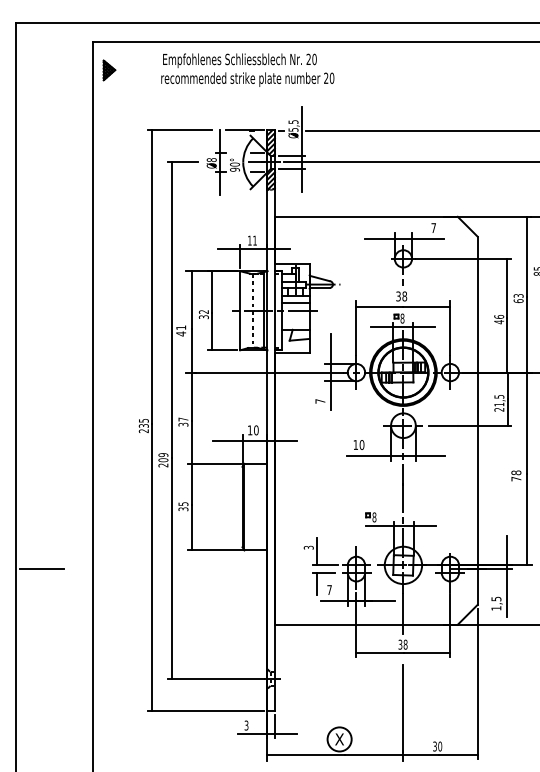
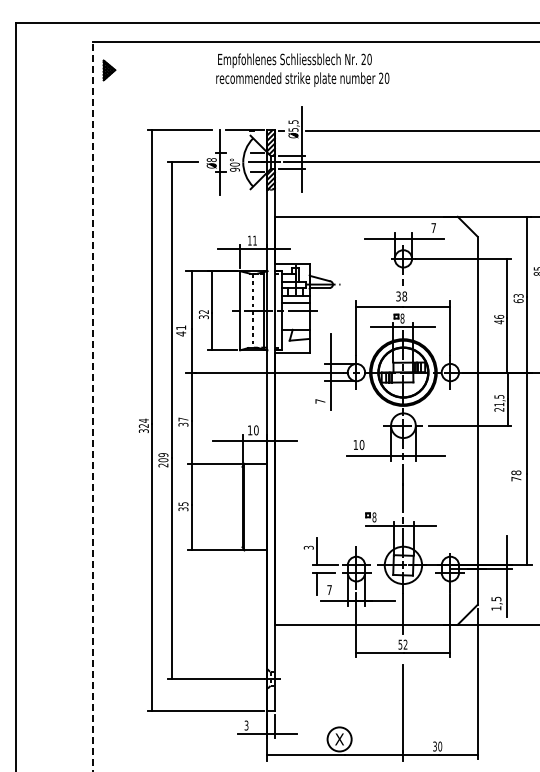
text position: (247, 69) -> (302, 69) (302, 69)
line: solid -> dashed (92, 406)
text: 235 -> 324 (143, 425)
line: present -> none (41, 568)
text: 38 -> 52 (402, 644)
